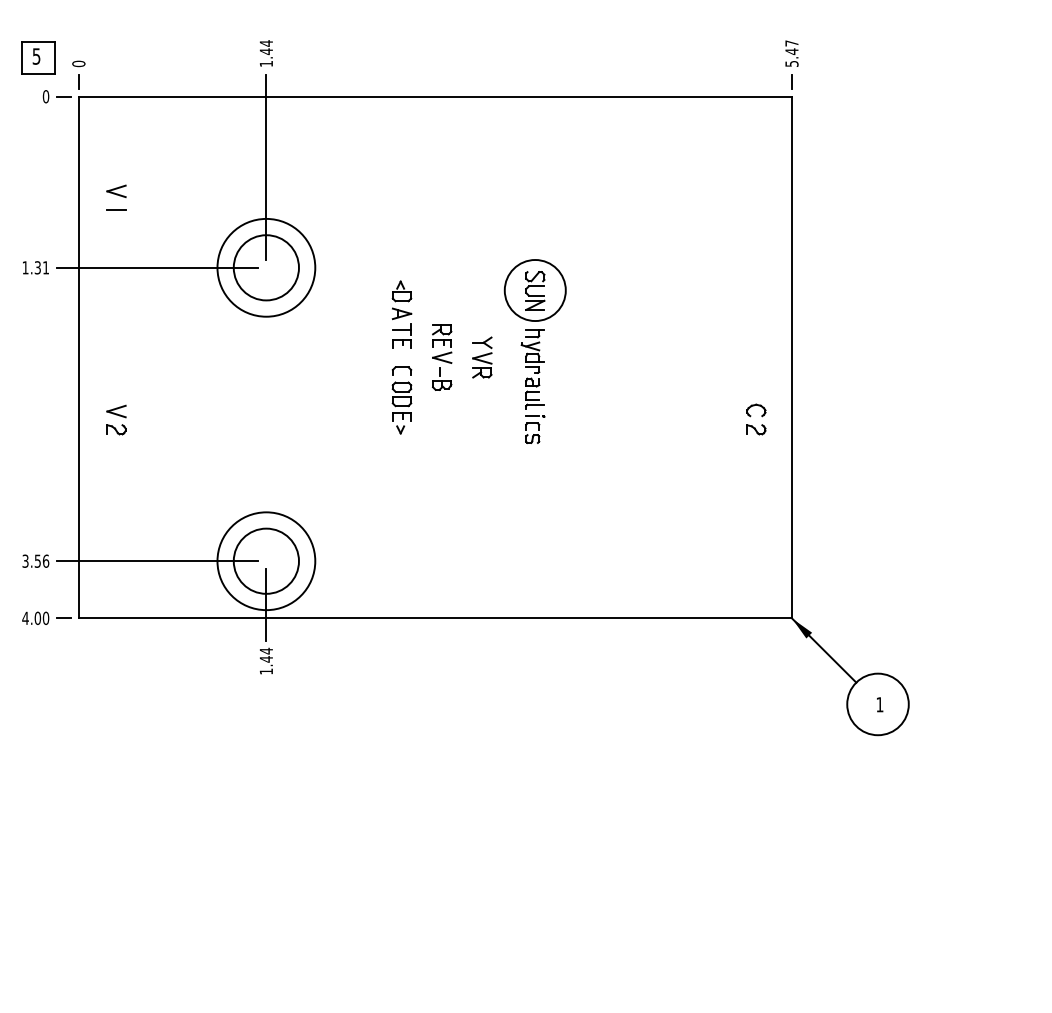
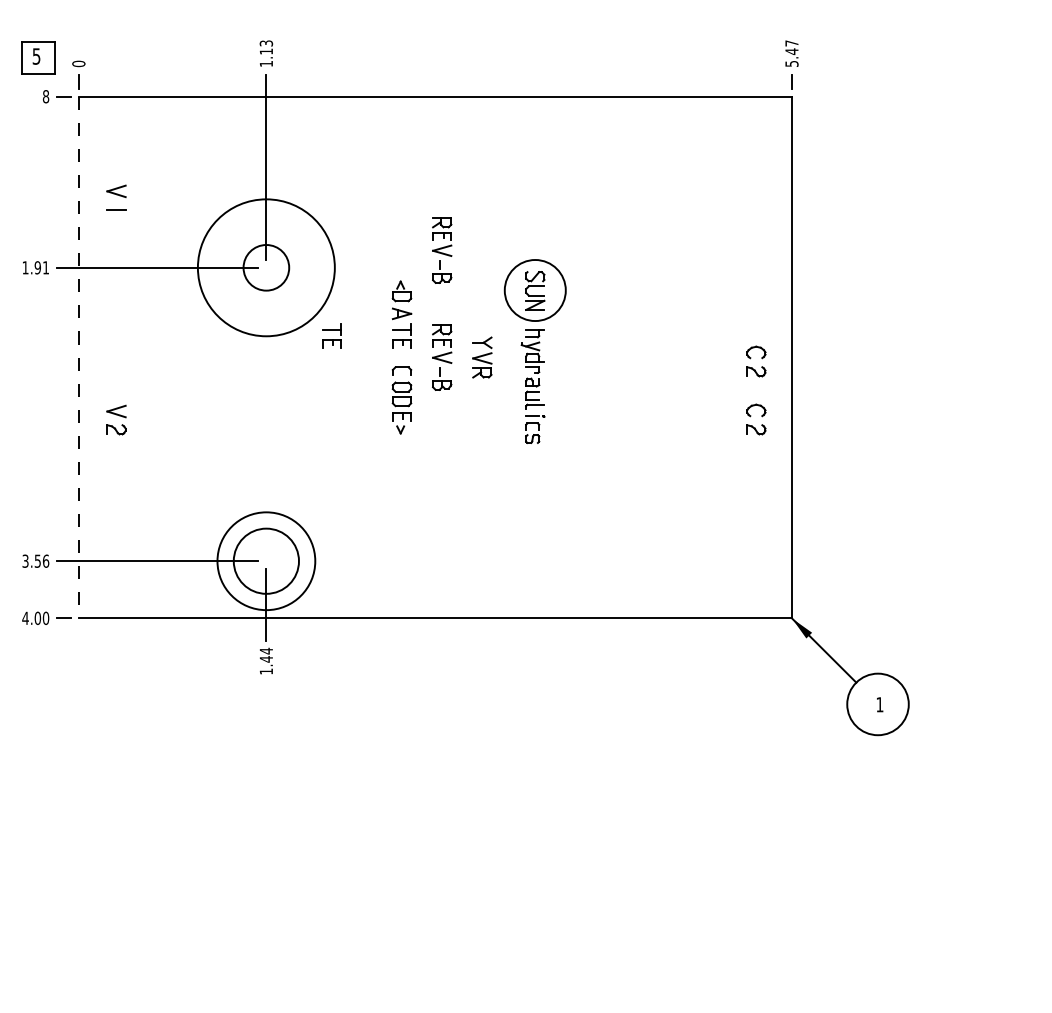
text: 1.44 -> 1.13 (266, 47)
text: 0 -> 8 (45, 96)
part: none -> present (442, 250)
text: 1.31 -> 1.91 (37, 267)
circle diameter: 65 px -> 46 px (266, 267)
circle diameter: 98 px -> 137 px (265, 267)
part: none -> present (331, 335)
line: solid -> dashed (78, 357)
part: none -> present (756, 361)
